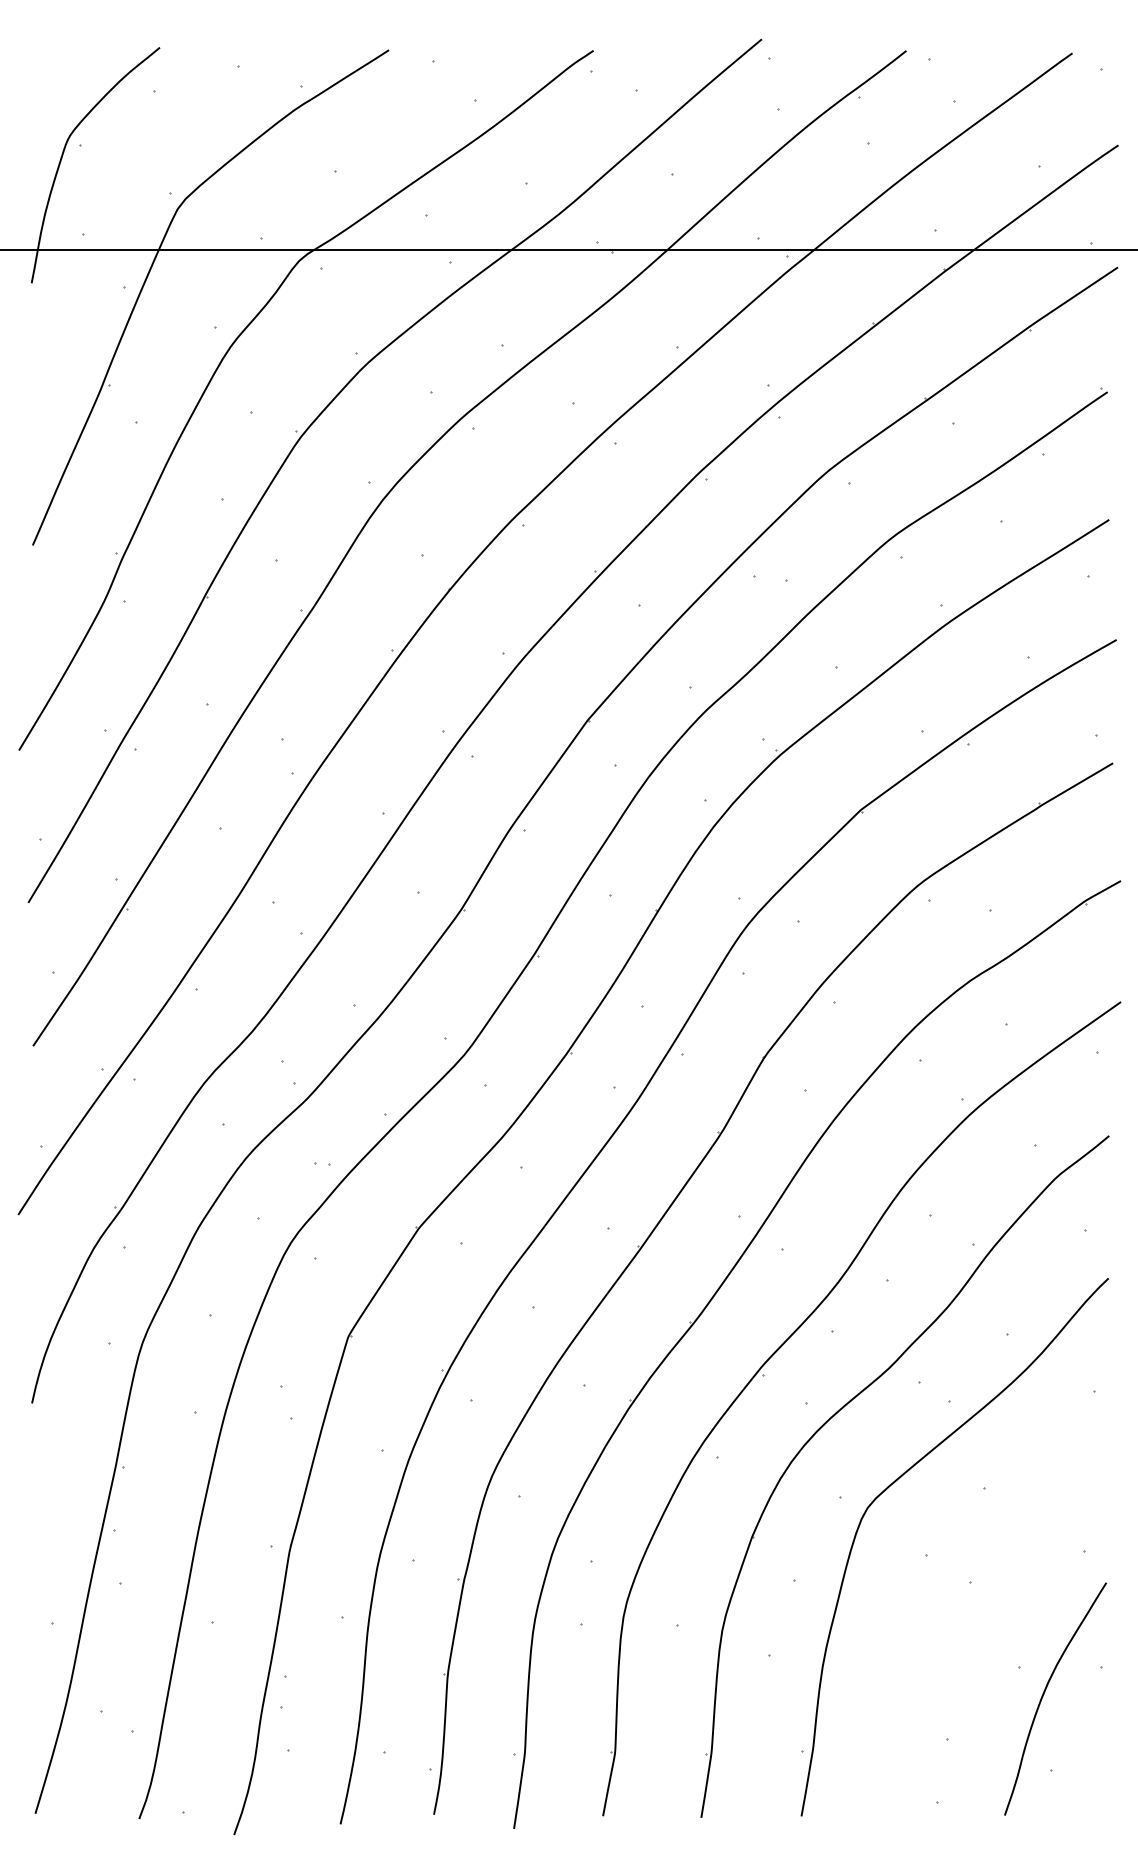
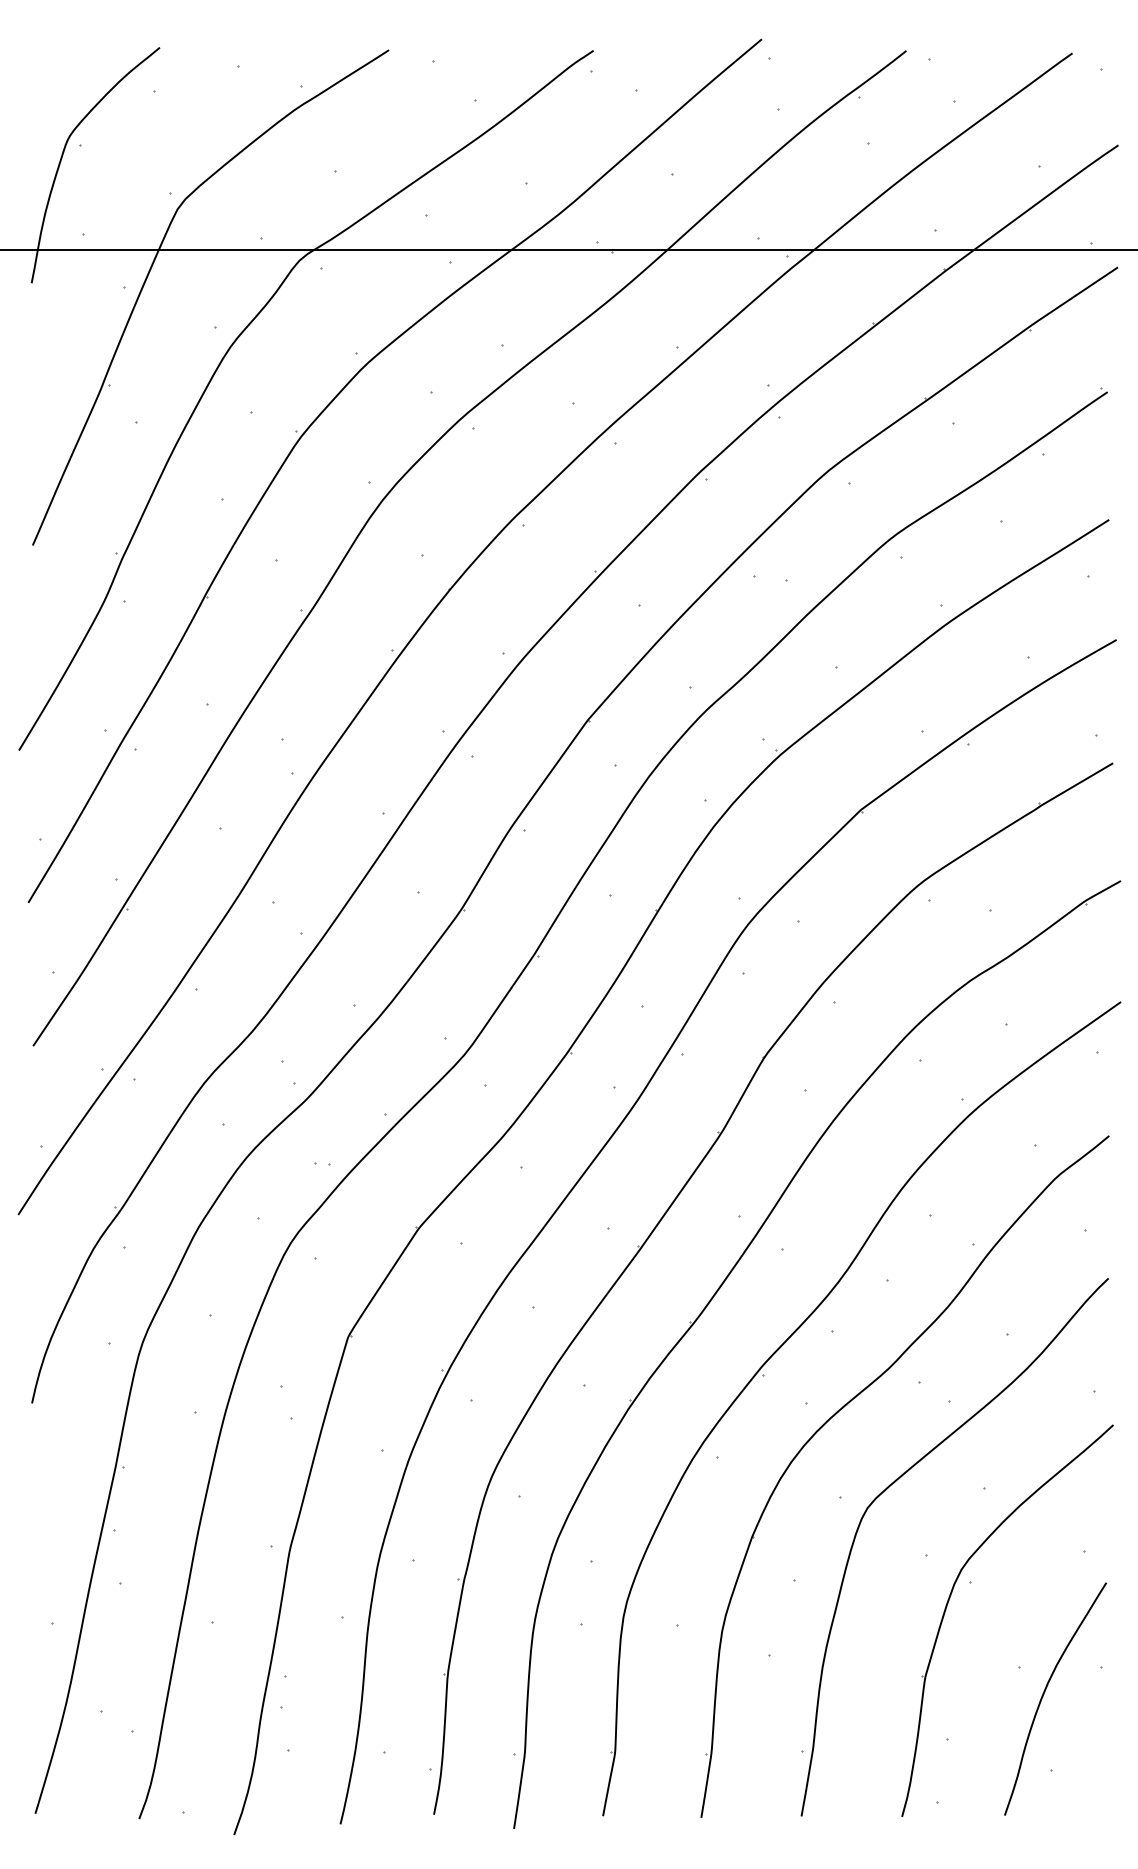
part: none -> present (949, 1601)
